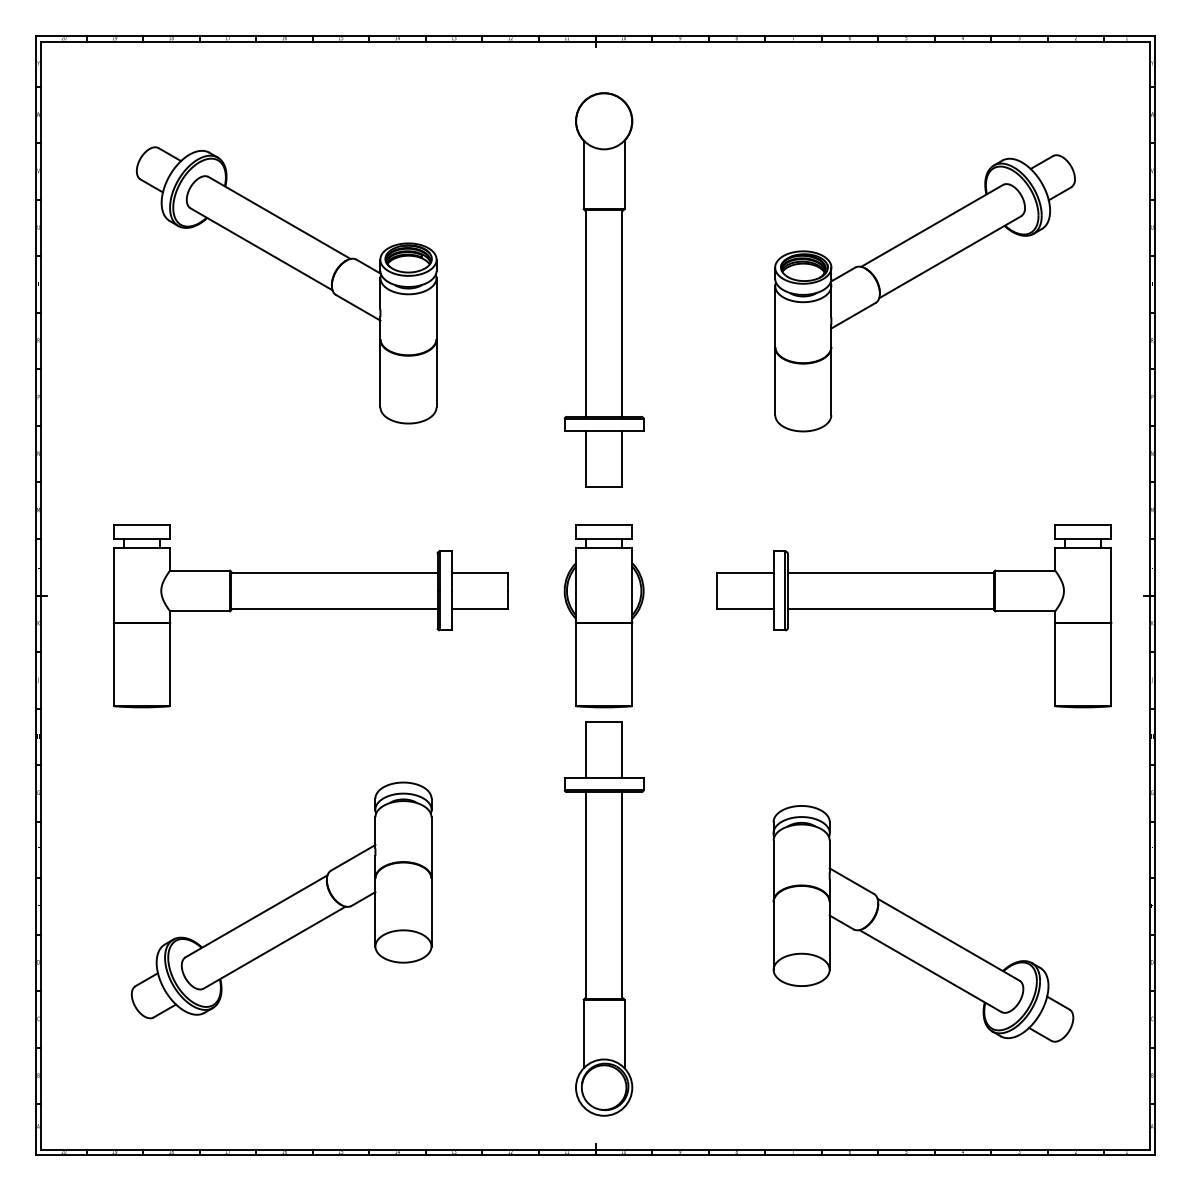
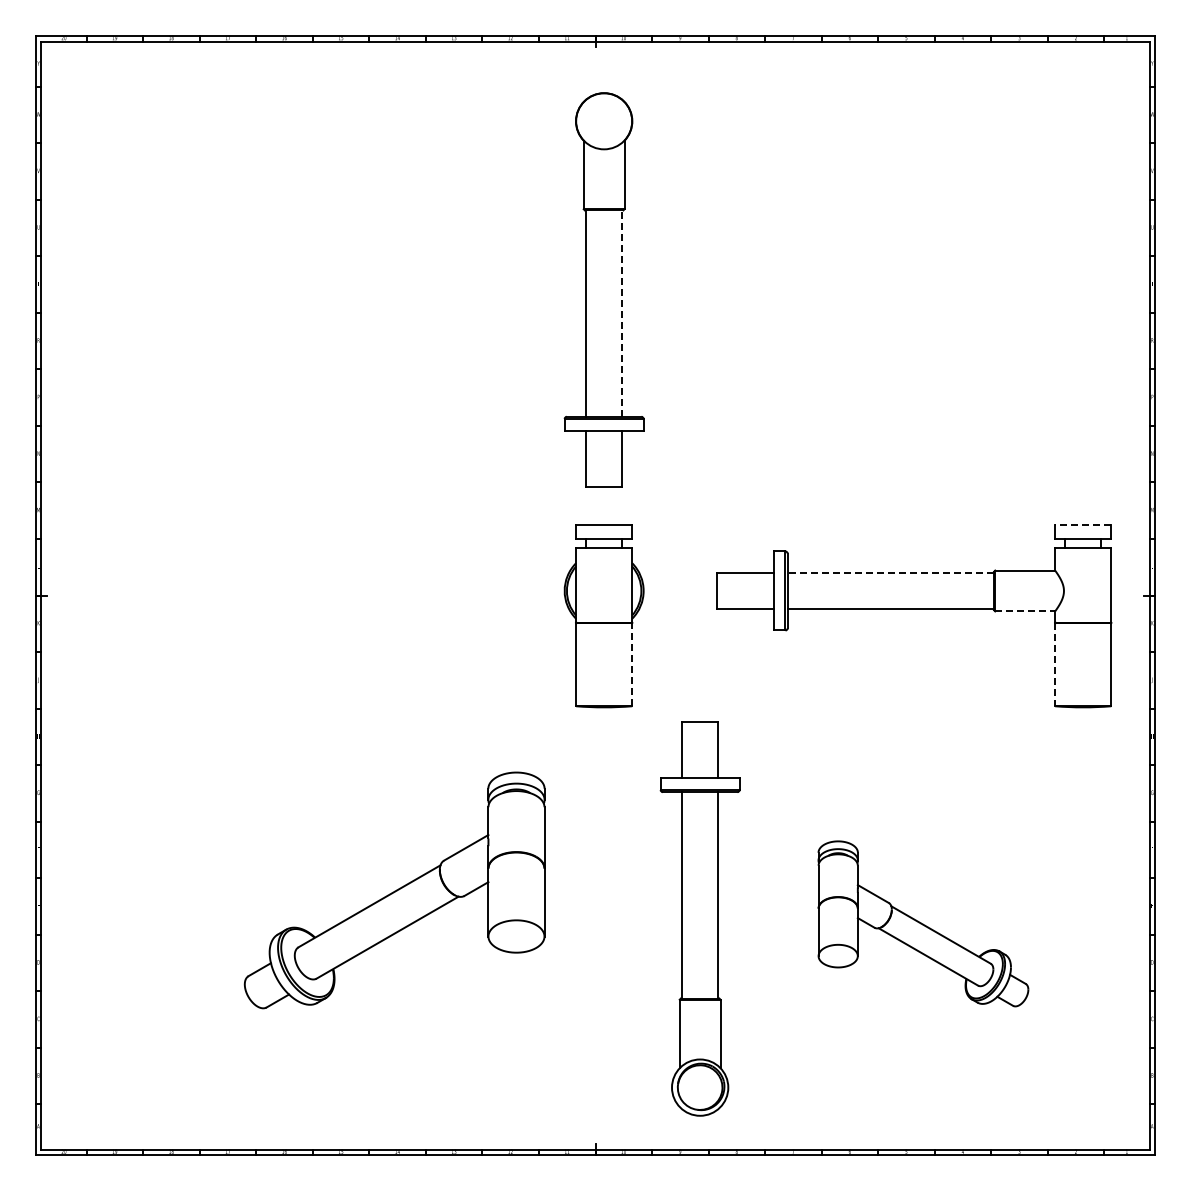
part: present -> none (297, 271)
part: present -> none (917, 277)
line: solid -> dashed (622, 313)
line: solid -> dashed (1082, 525)
line: solid -> dashed (890, 572)
part: present -> none (310, 609)
line: solid -> dashed (1025, 611)
line: solid -> dashed (632, 664)
line: solid -> dashed (1055, 664)
part position: (281, 900) -> (394, 890) (394, 890)
part position: (603, 918) -> (699, 918) (699, 918)
part size: 303x238 px -> 213x168 px (923, 923)
